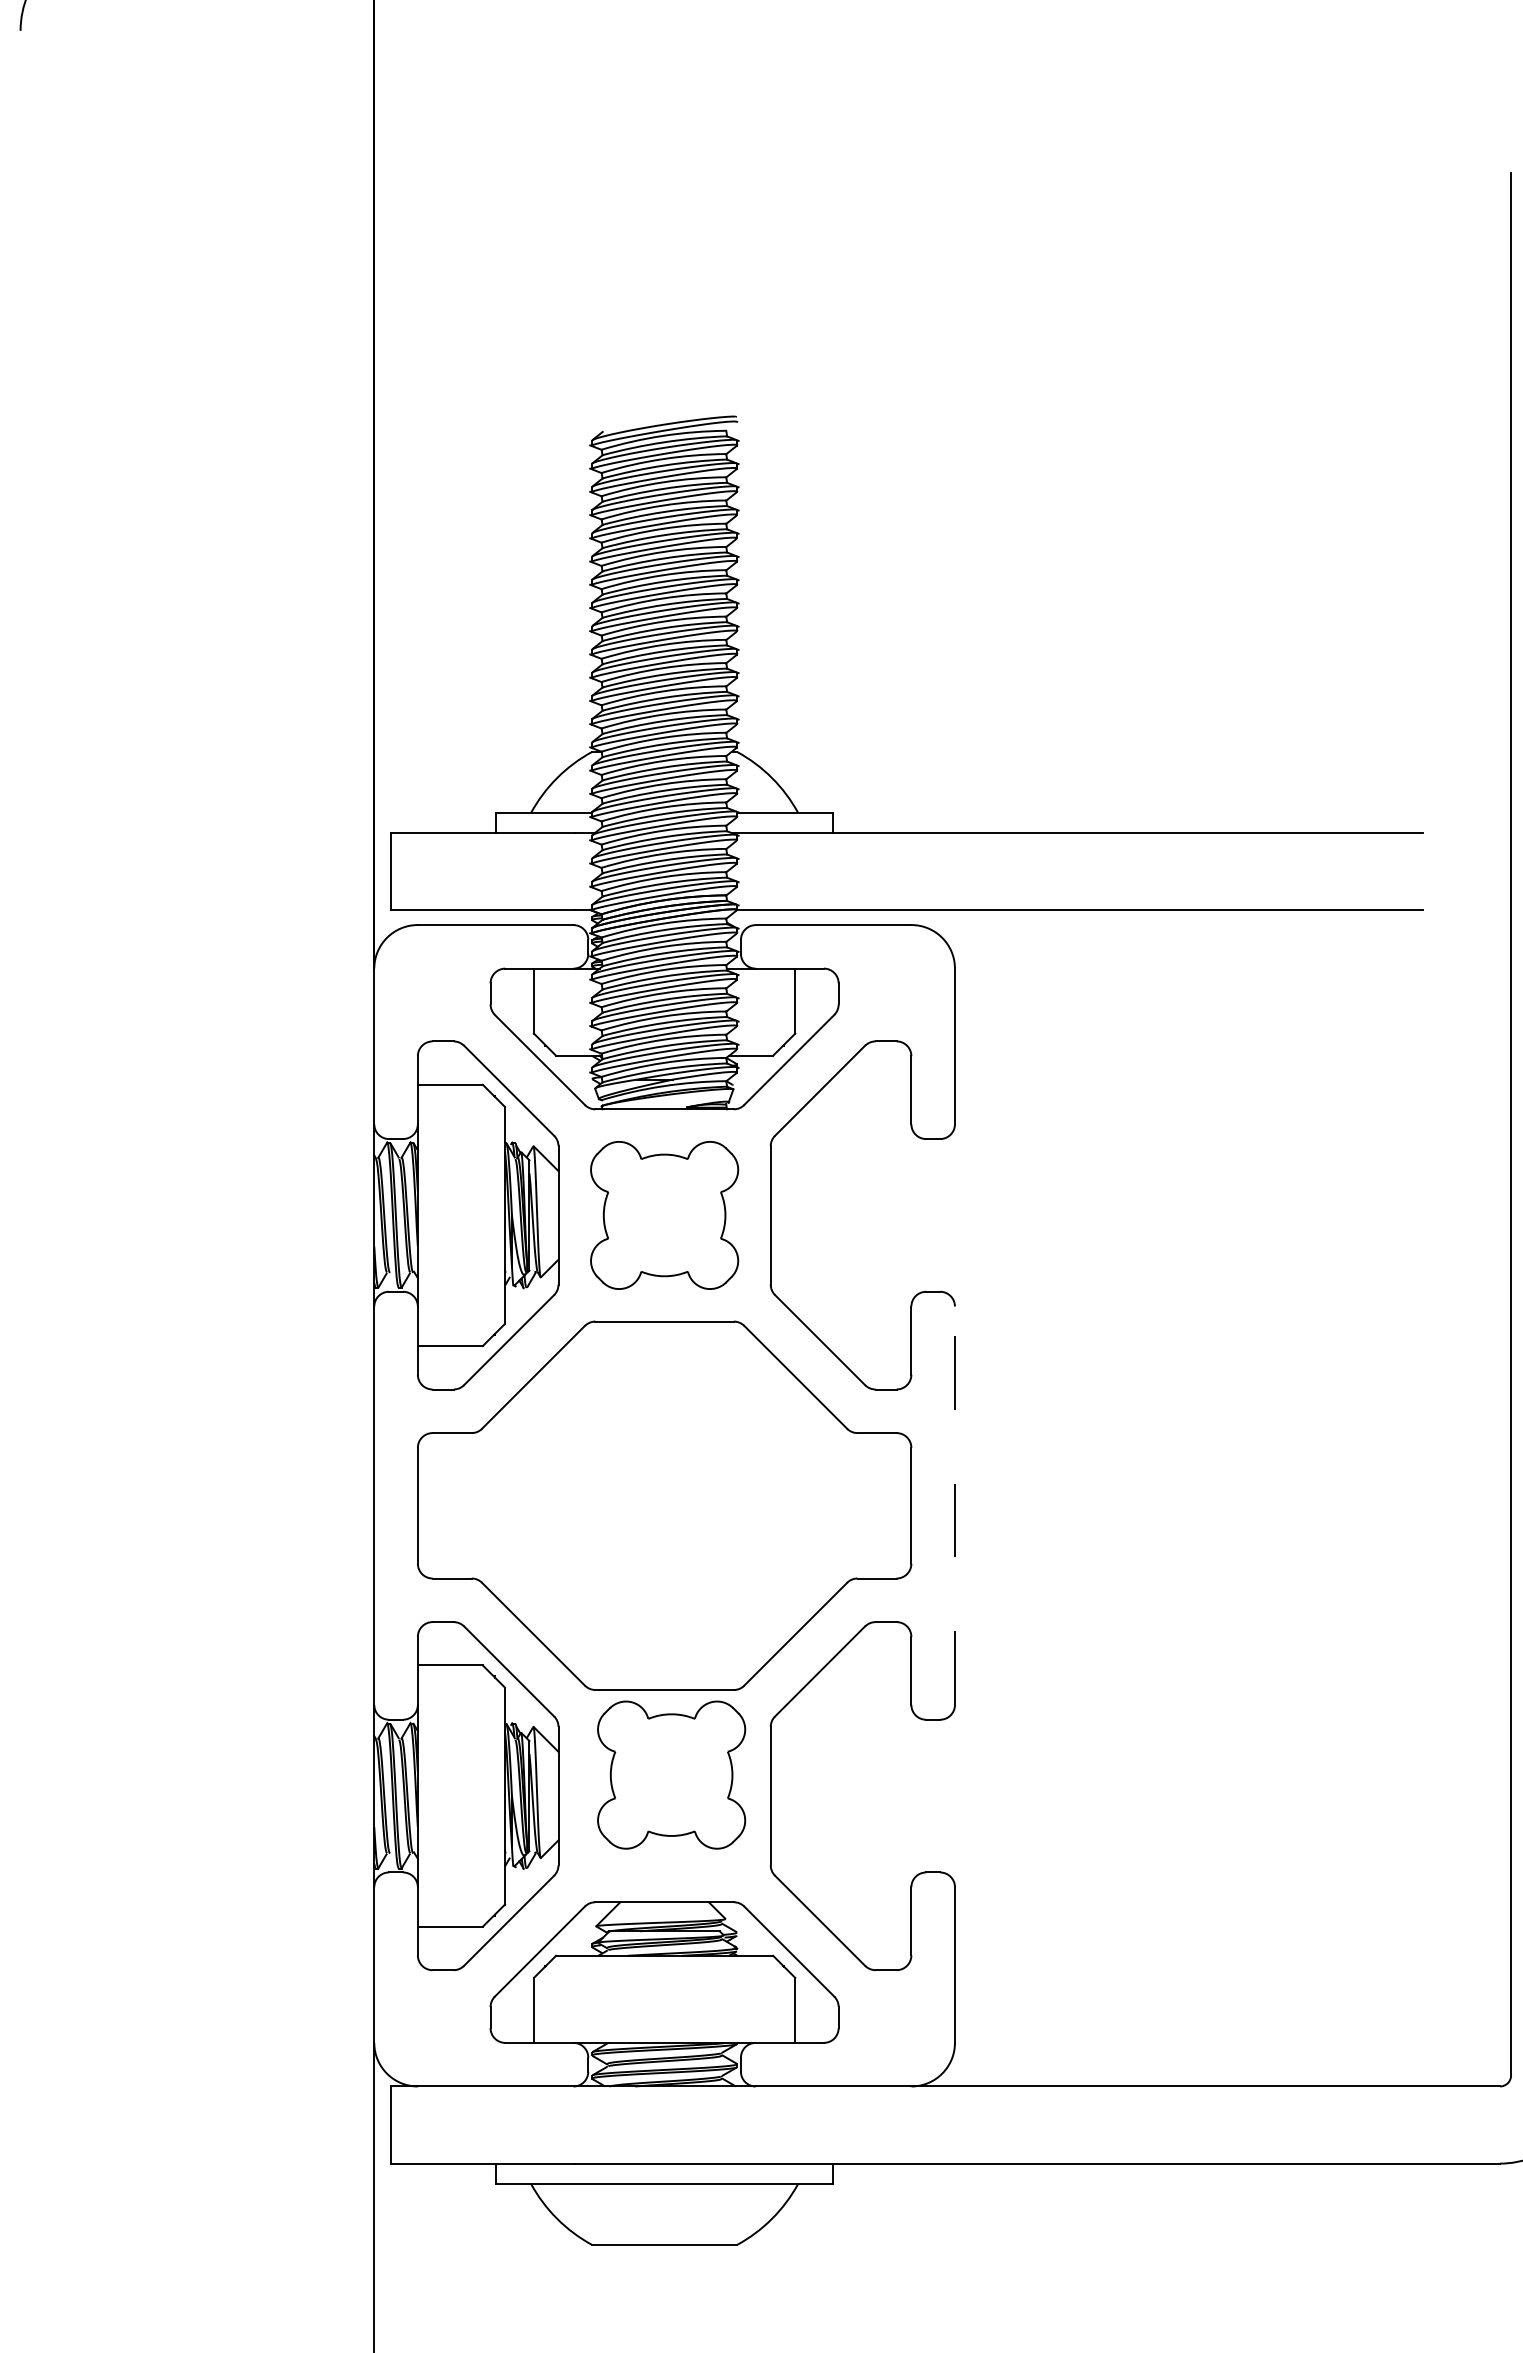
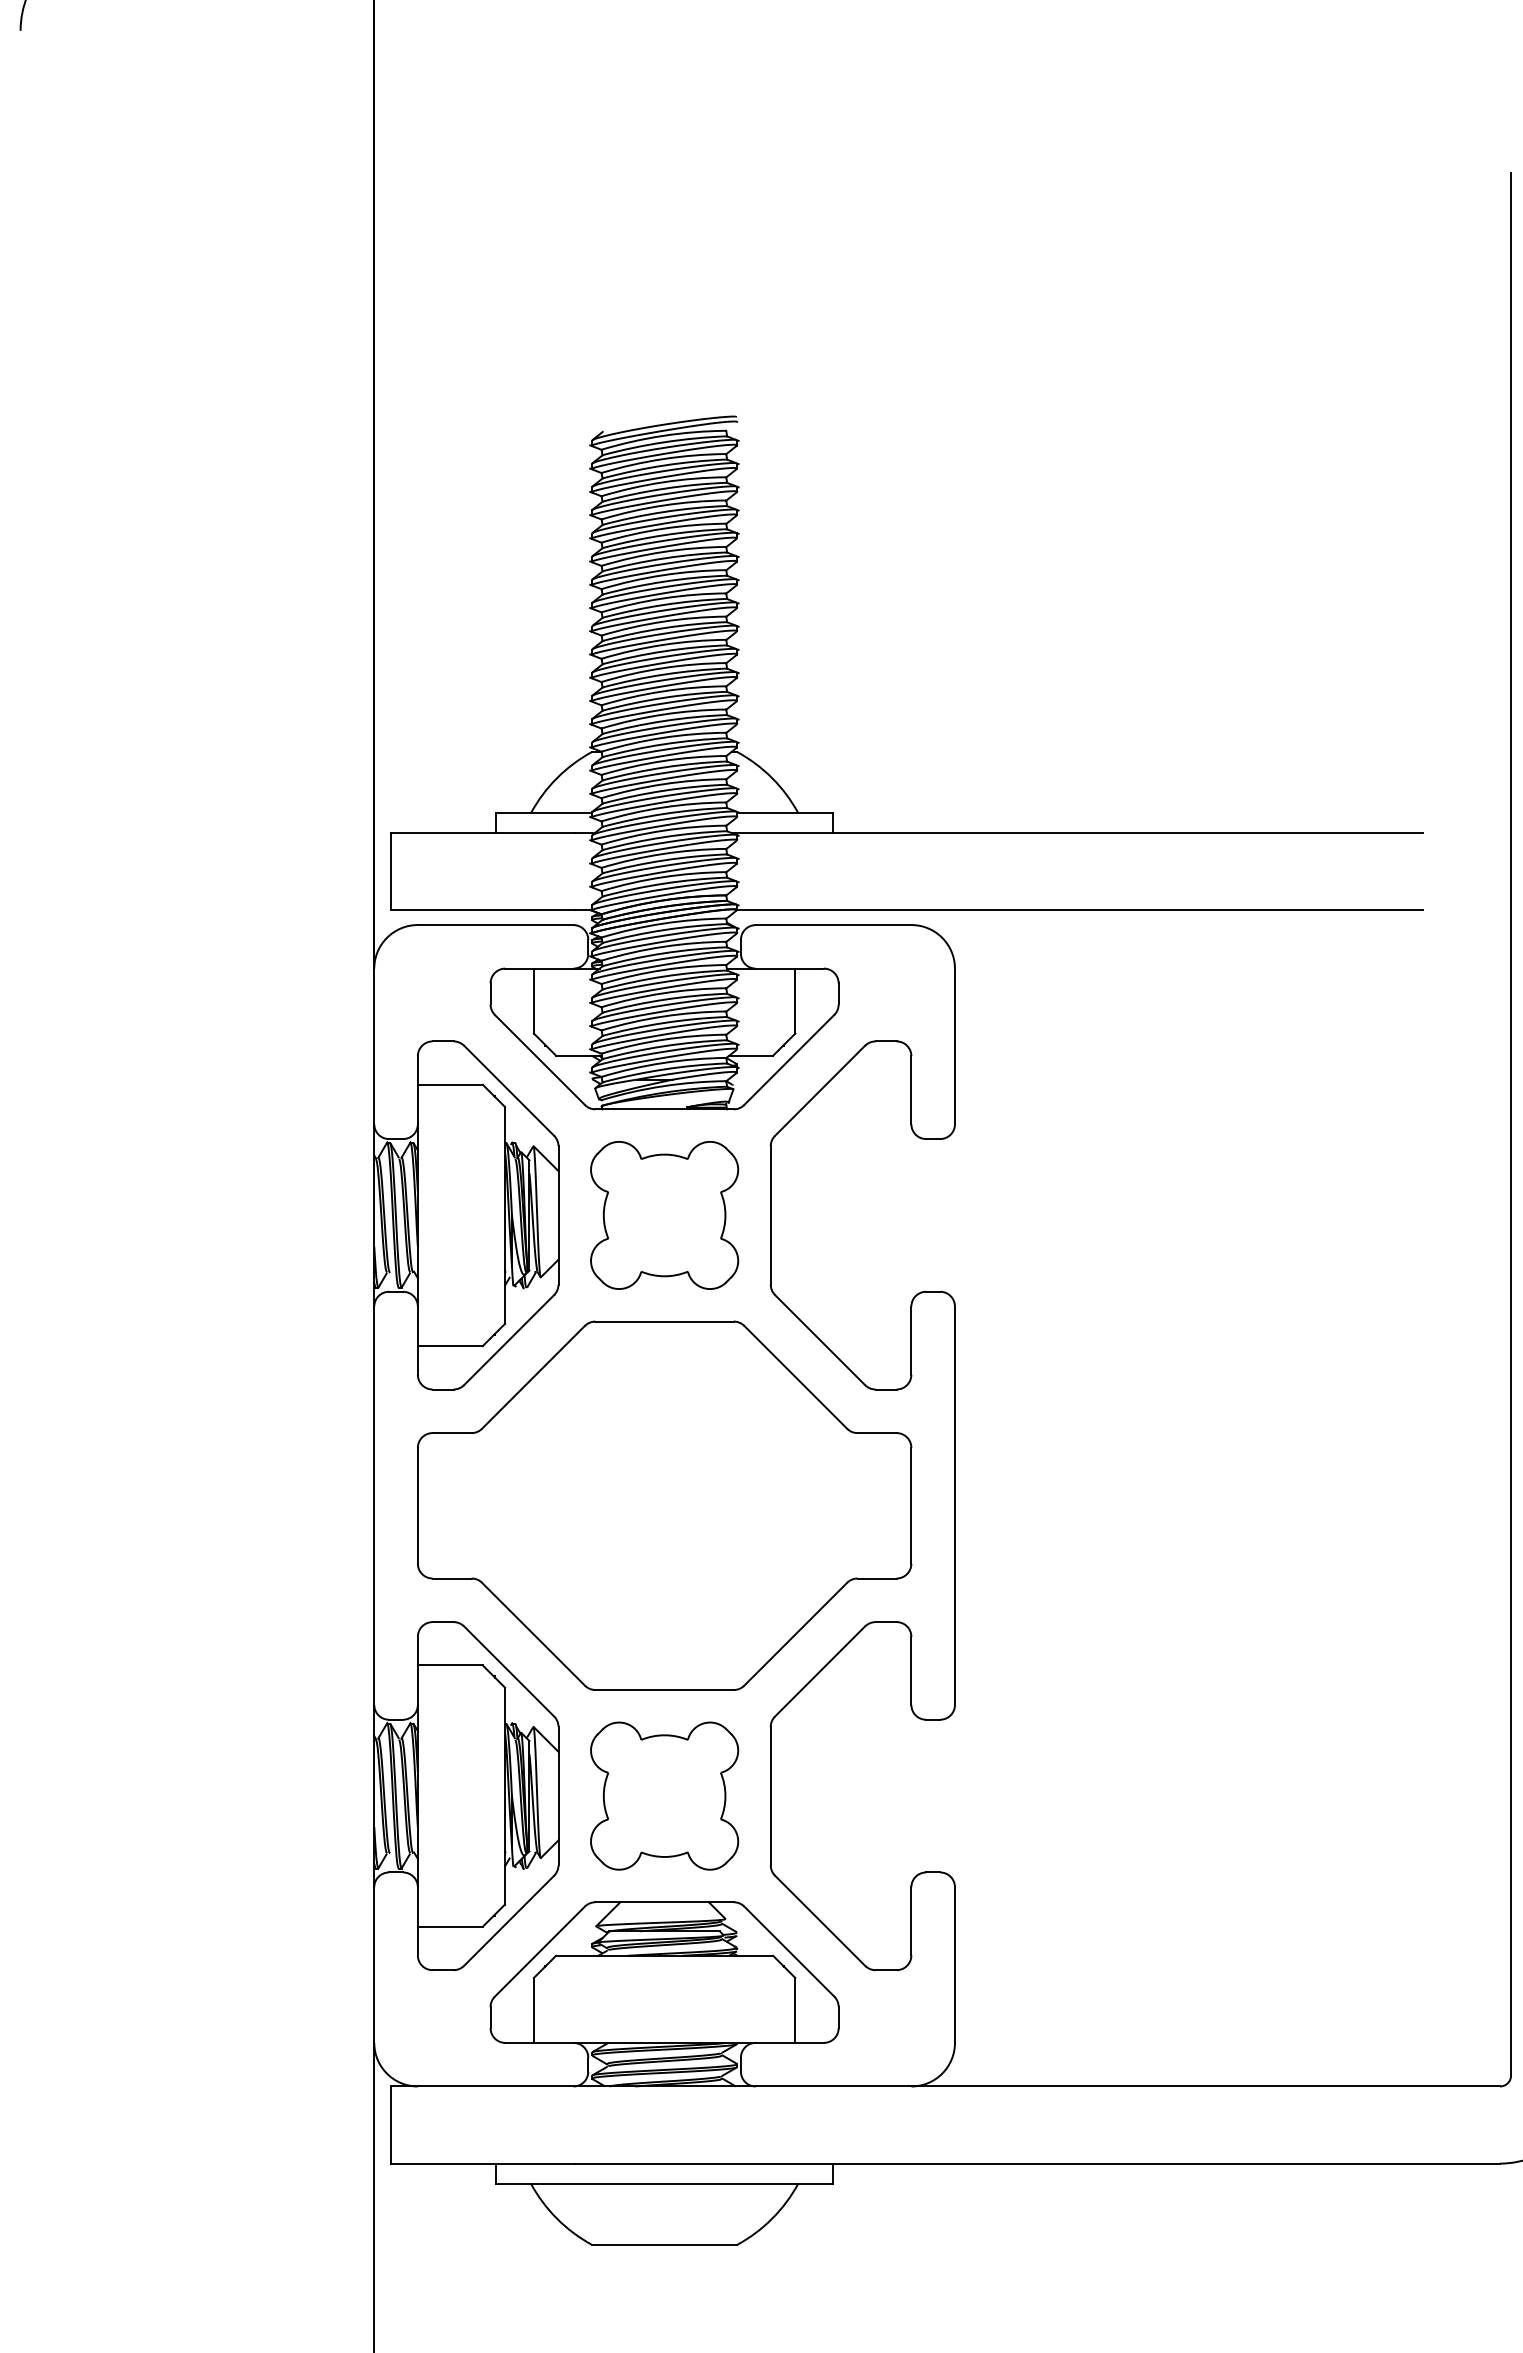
line: dashed -> solid (954, 1505)
part position: (671, 1774) -> (664, 1795) (664, 1795)
